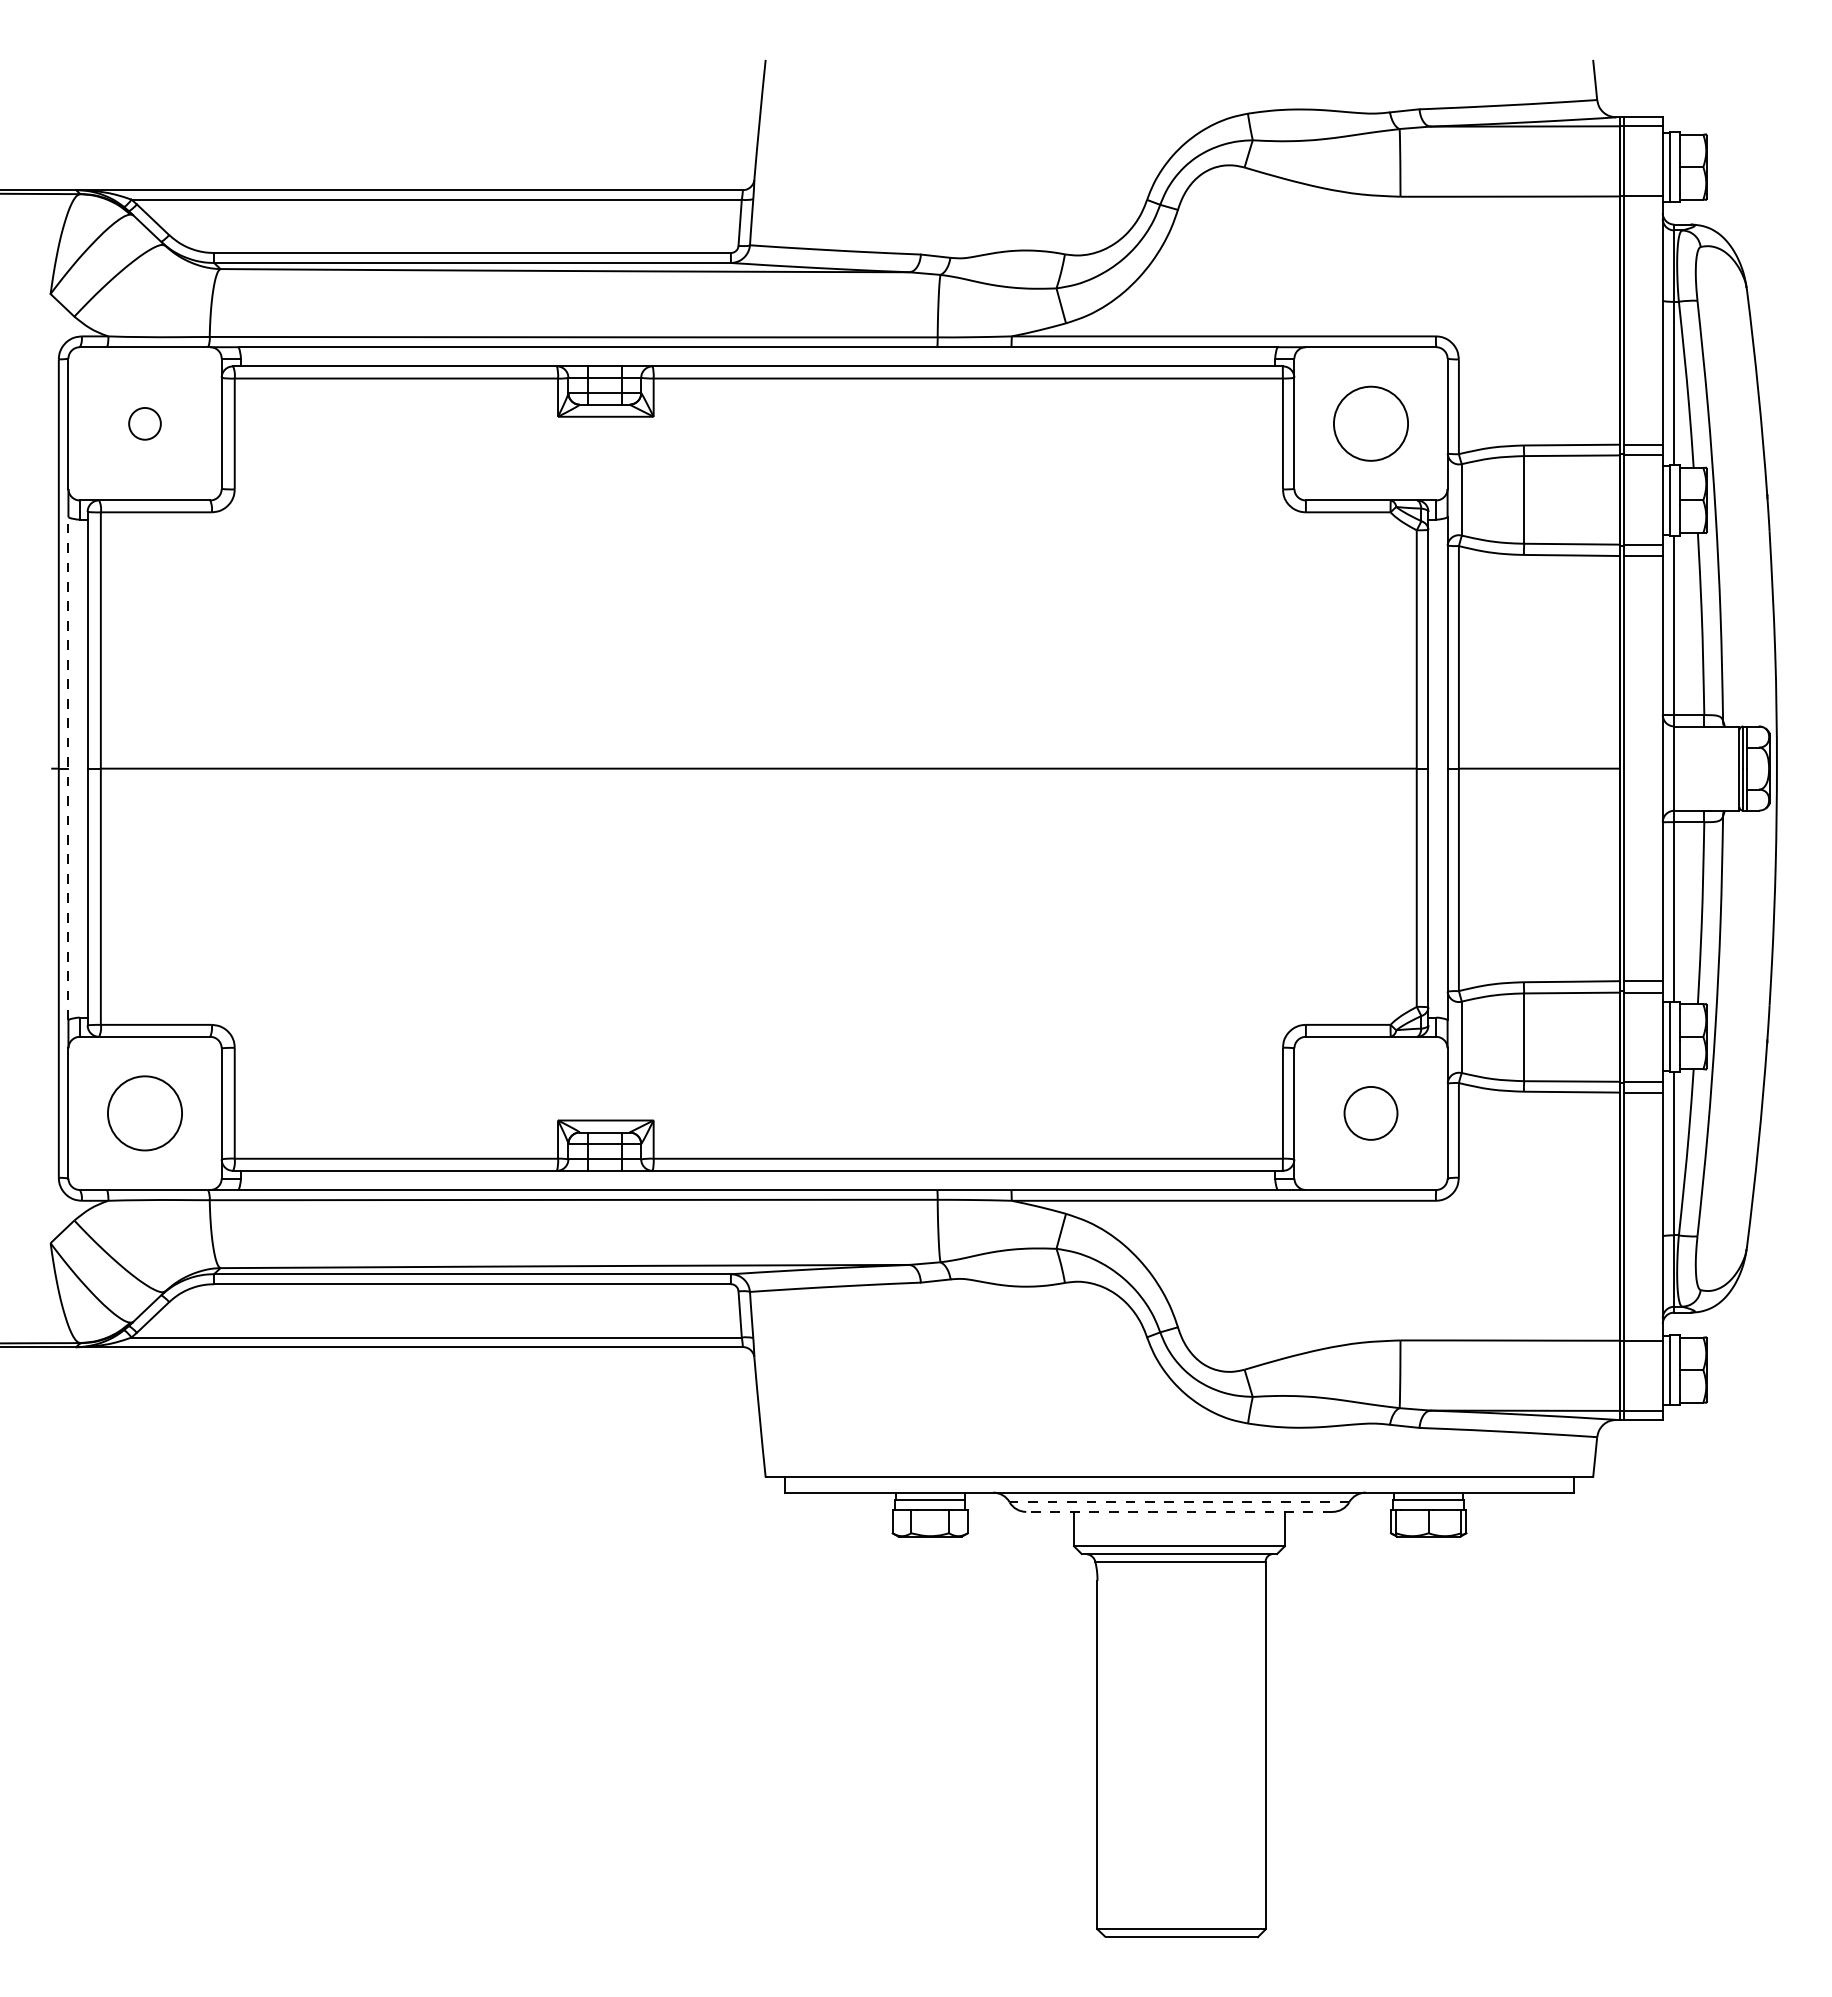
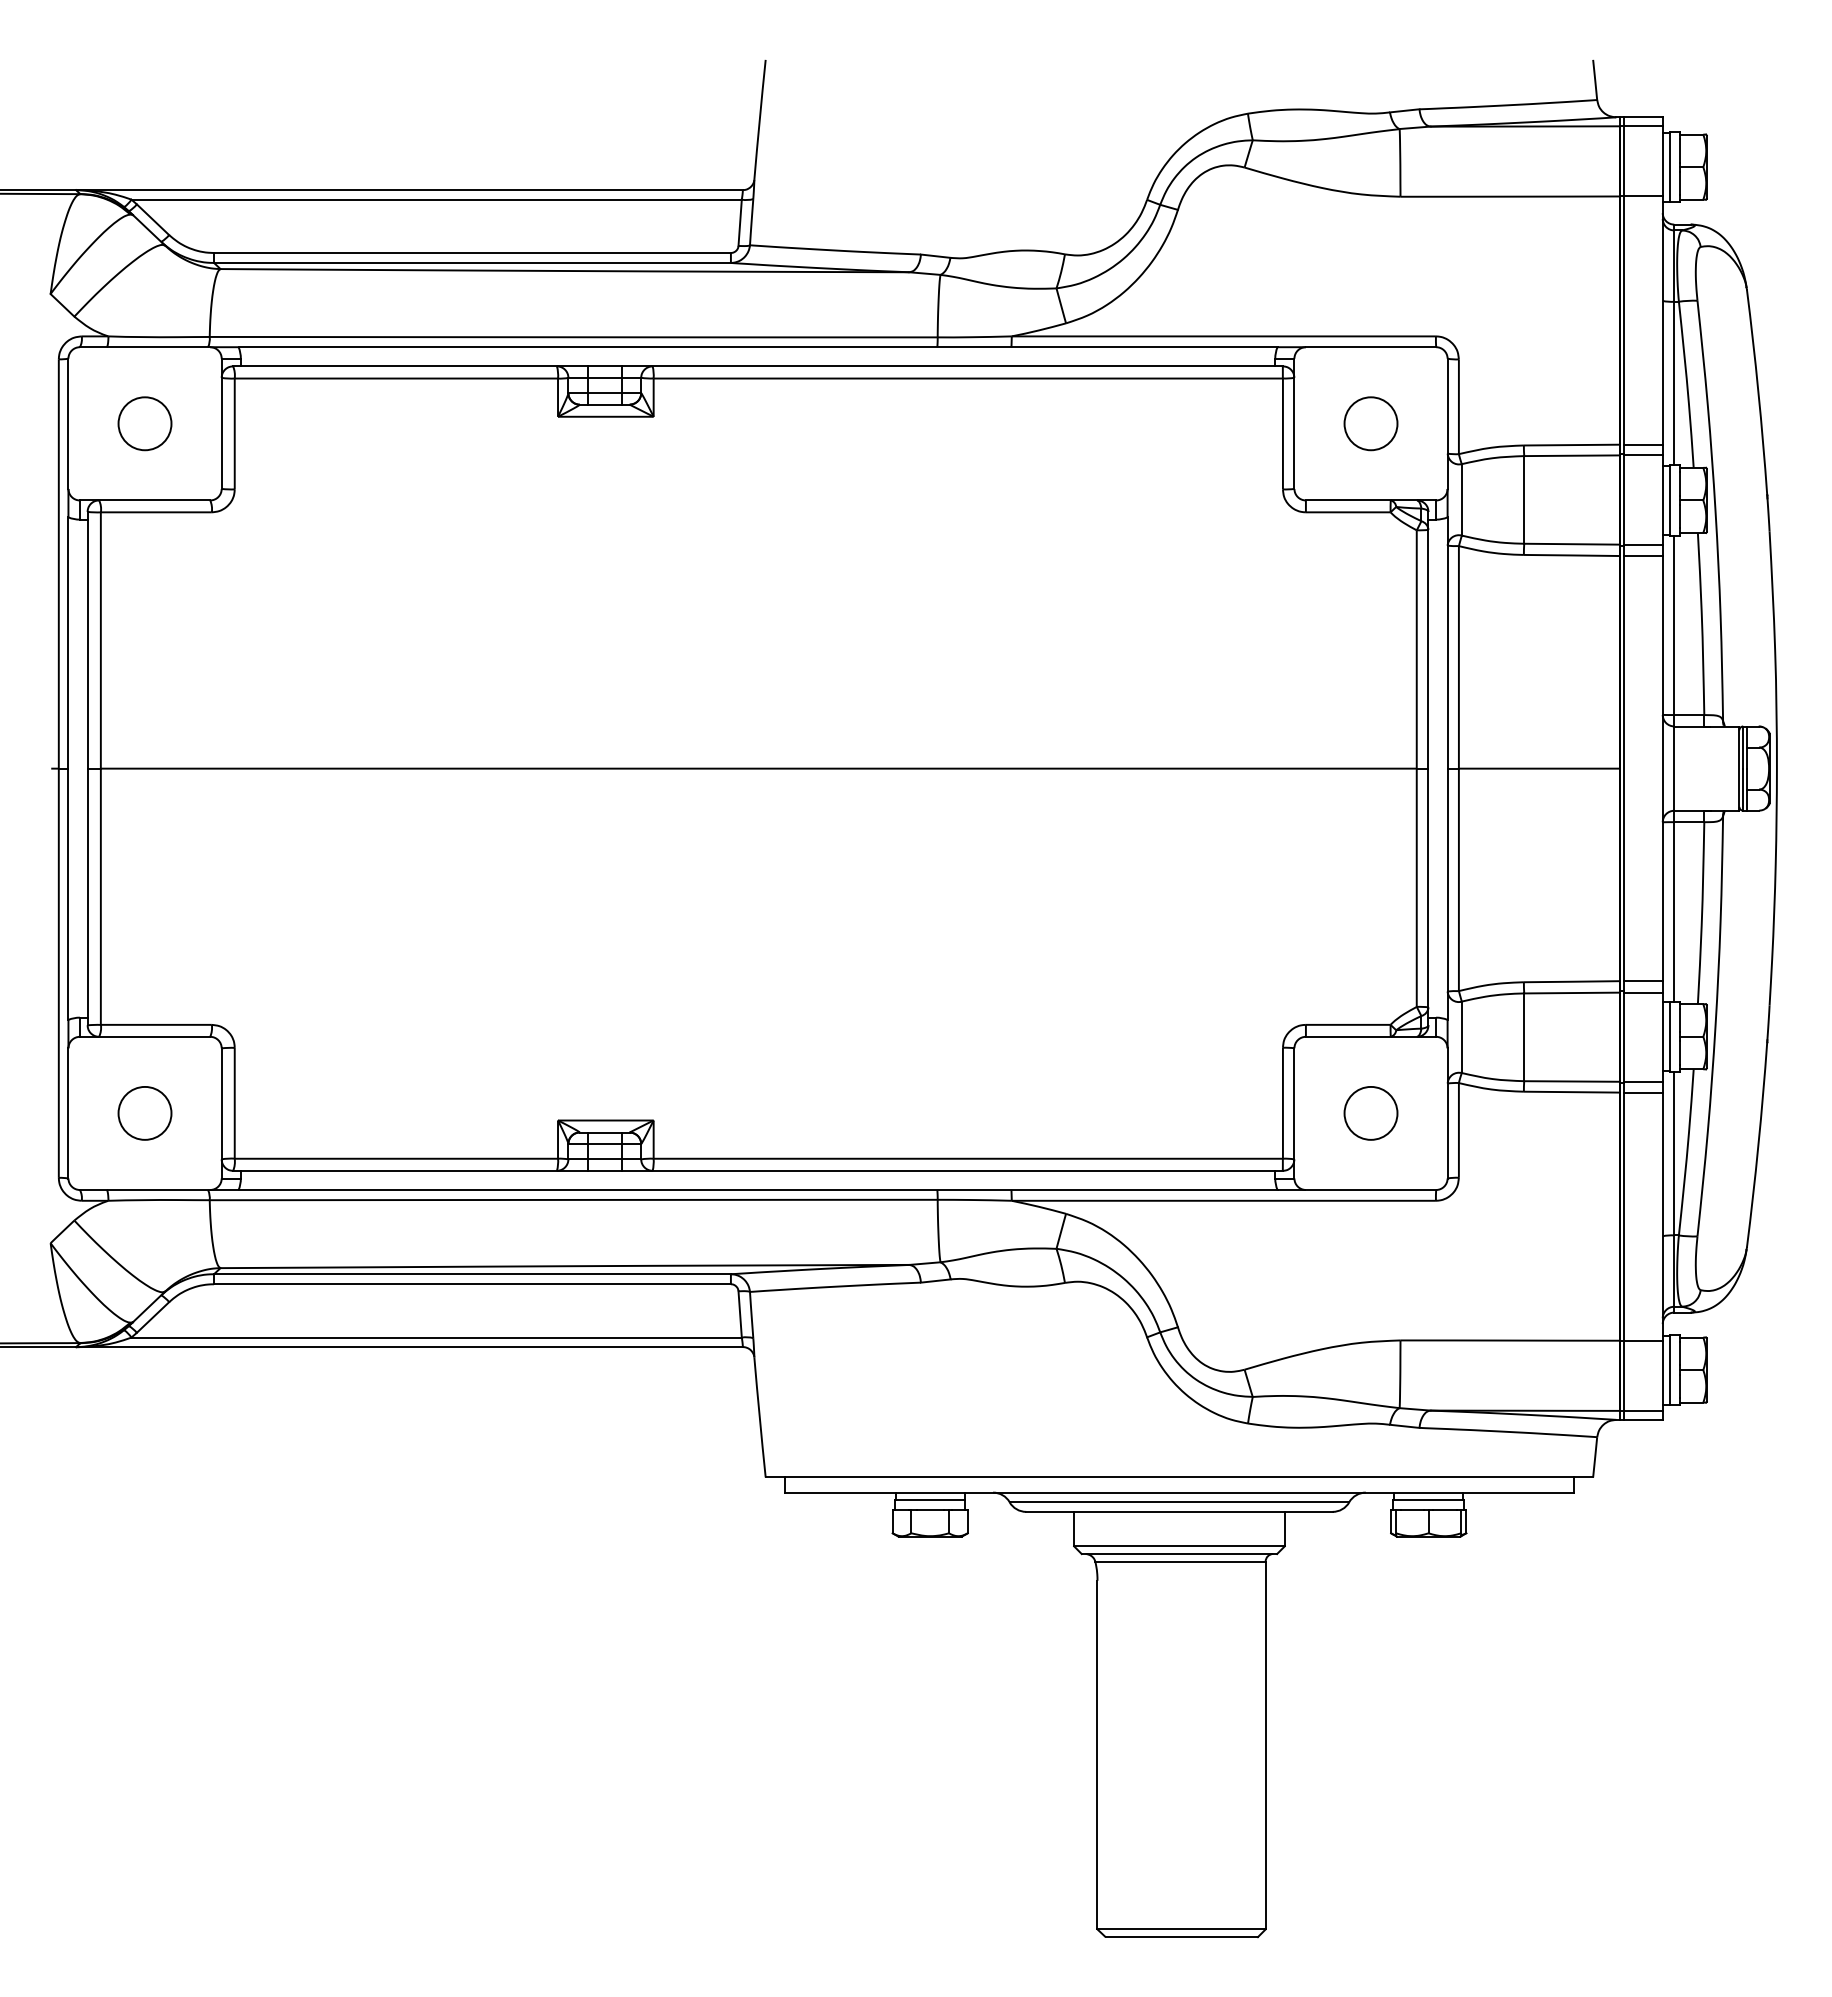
circle size: 34x34 px -> 56x56 px (144, 423)
circle diameter: 74 px -> 53 px (1370, 423)
line: dashed -> solid (68, 768)
circle diameter: 74 px -> 53 px (144, 1112)
line: dashed -> solid (1179, 1502)
line: dashed -> solid (1178, 1511)
